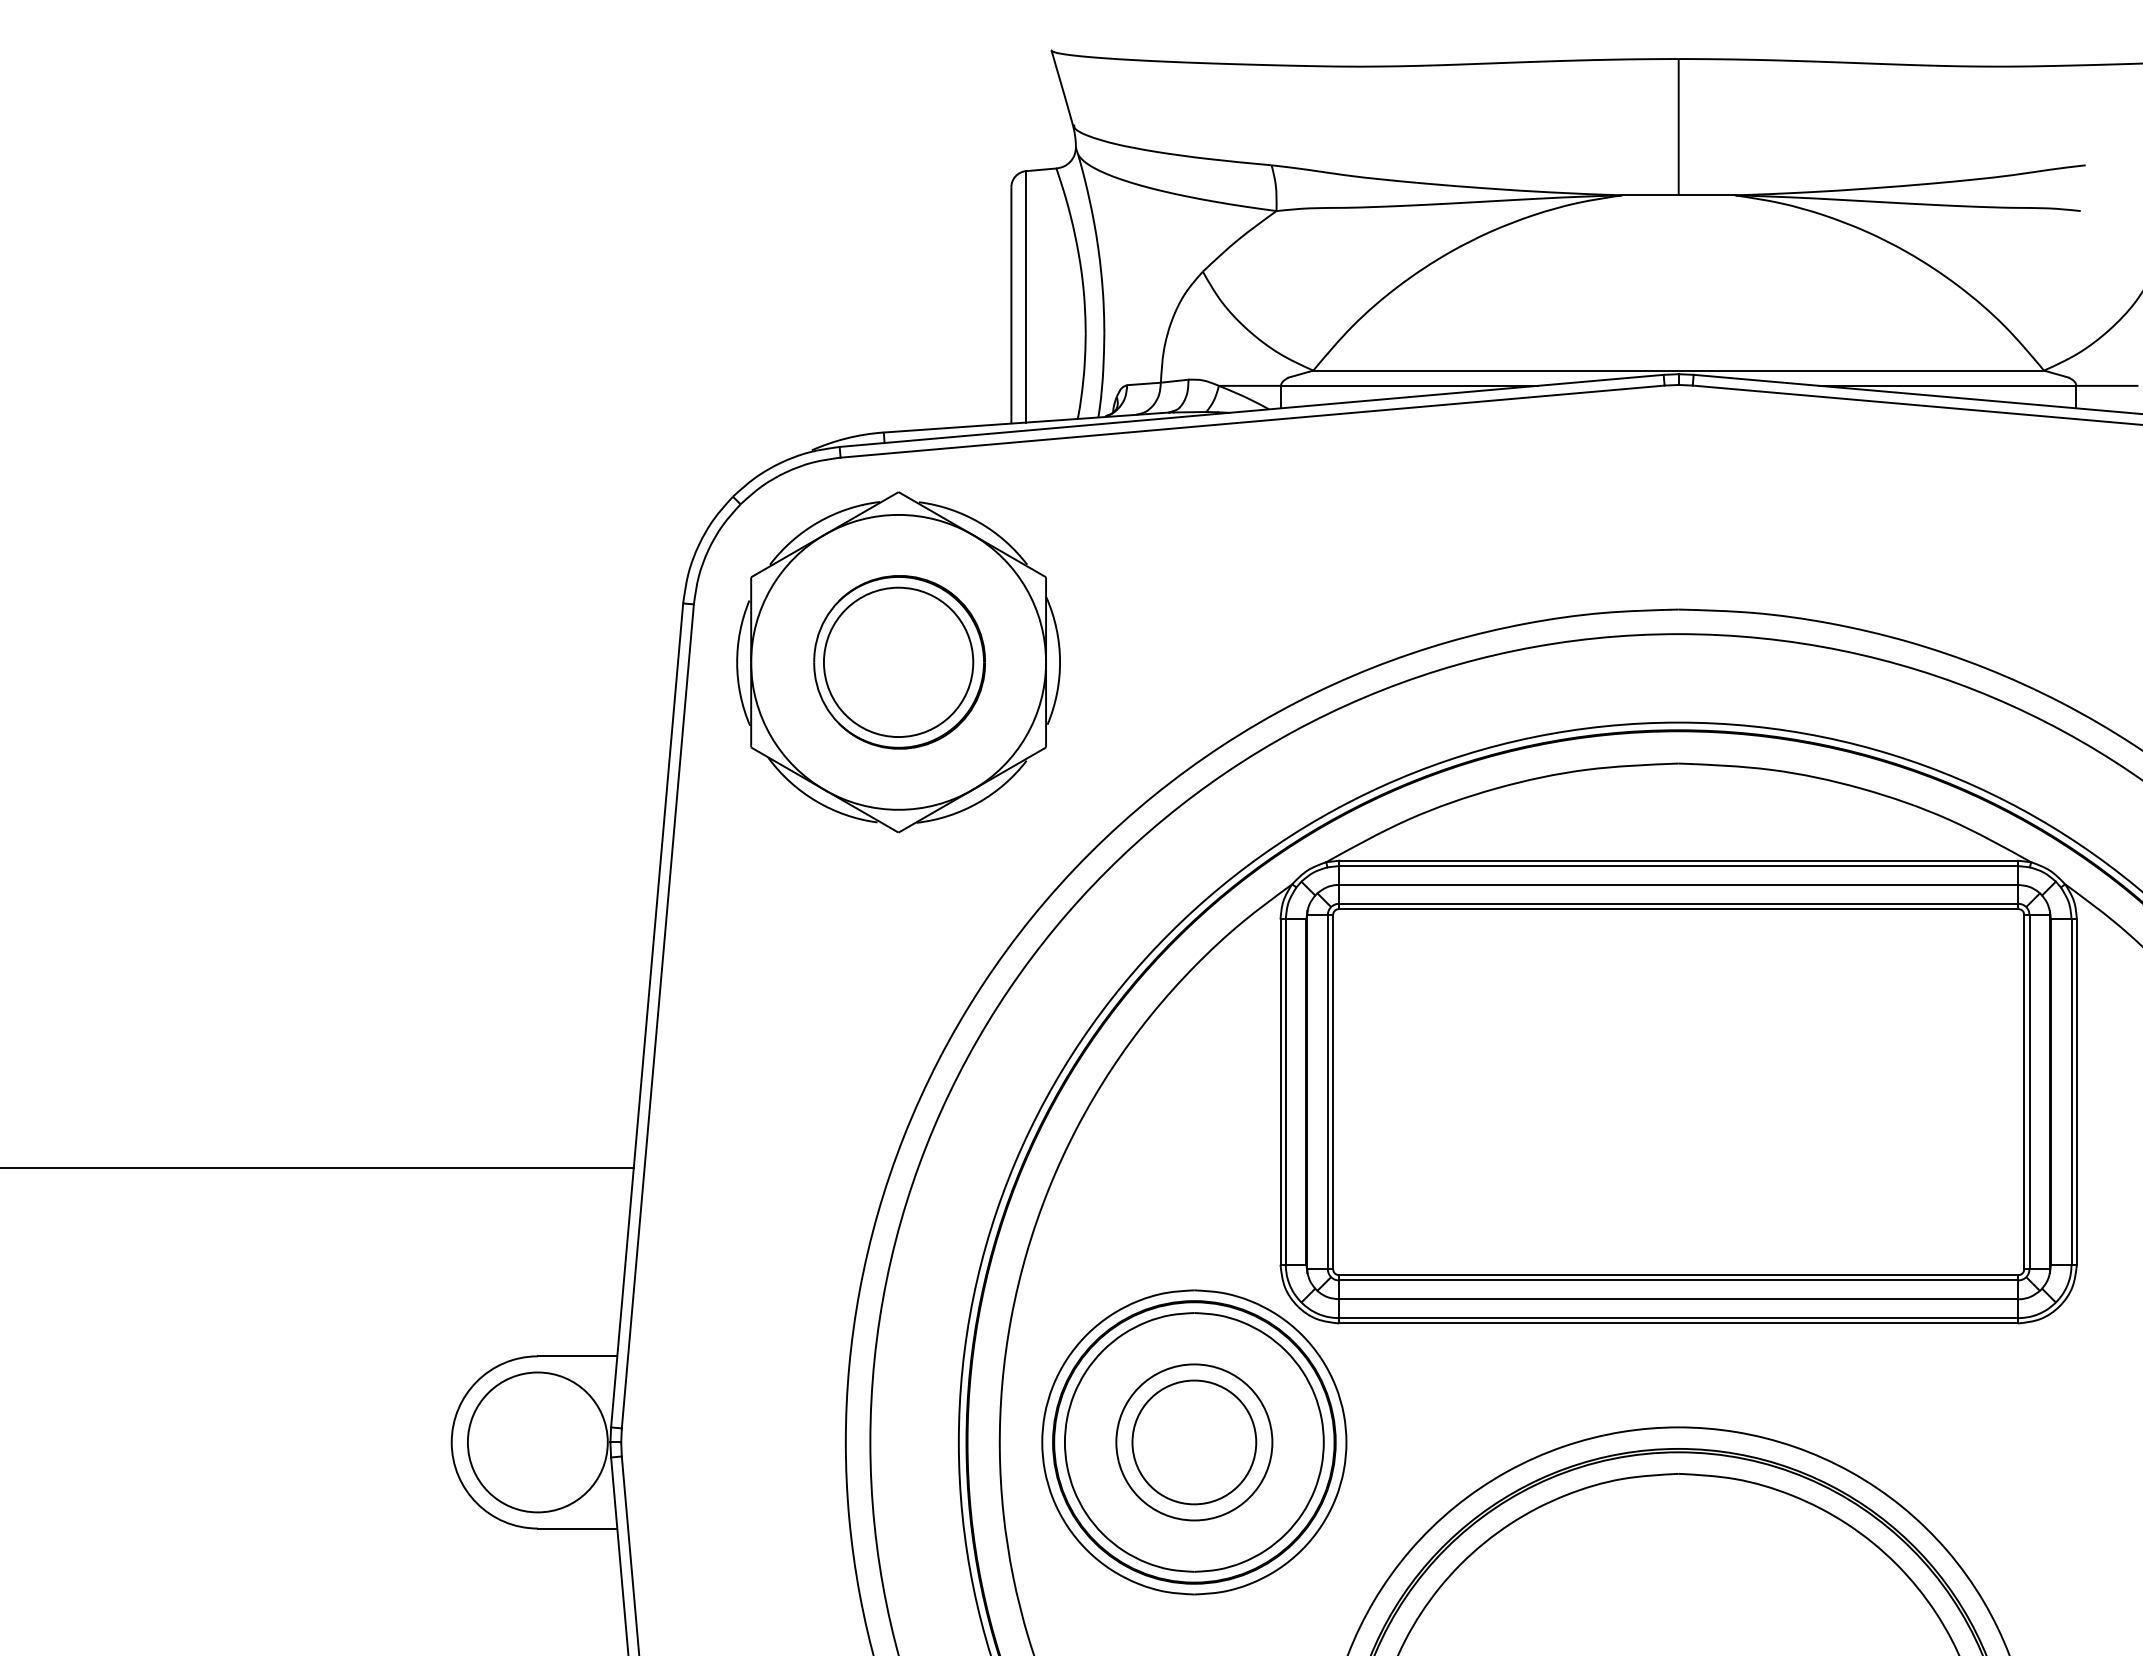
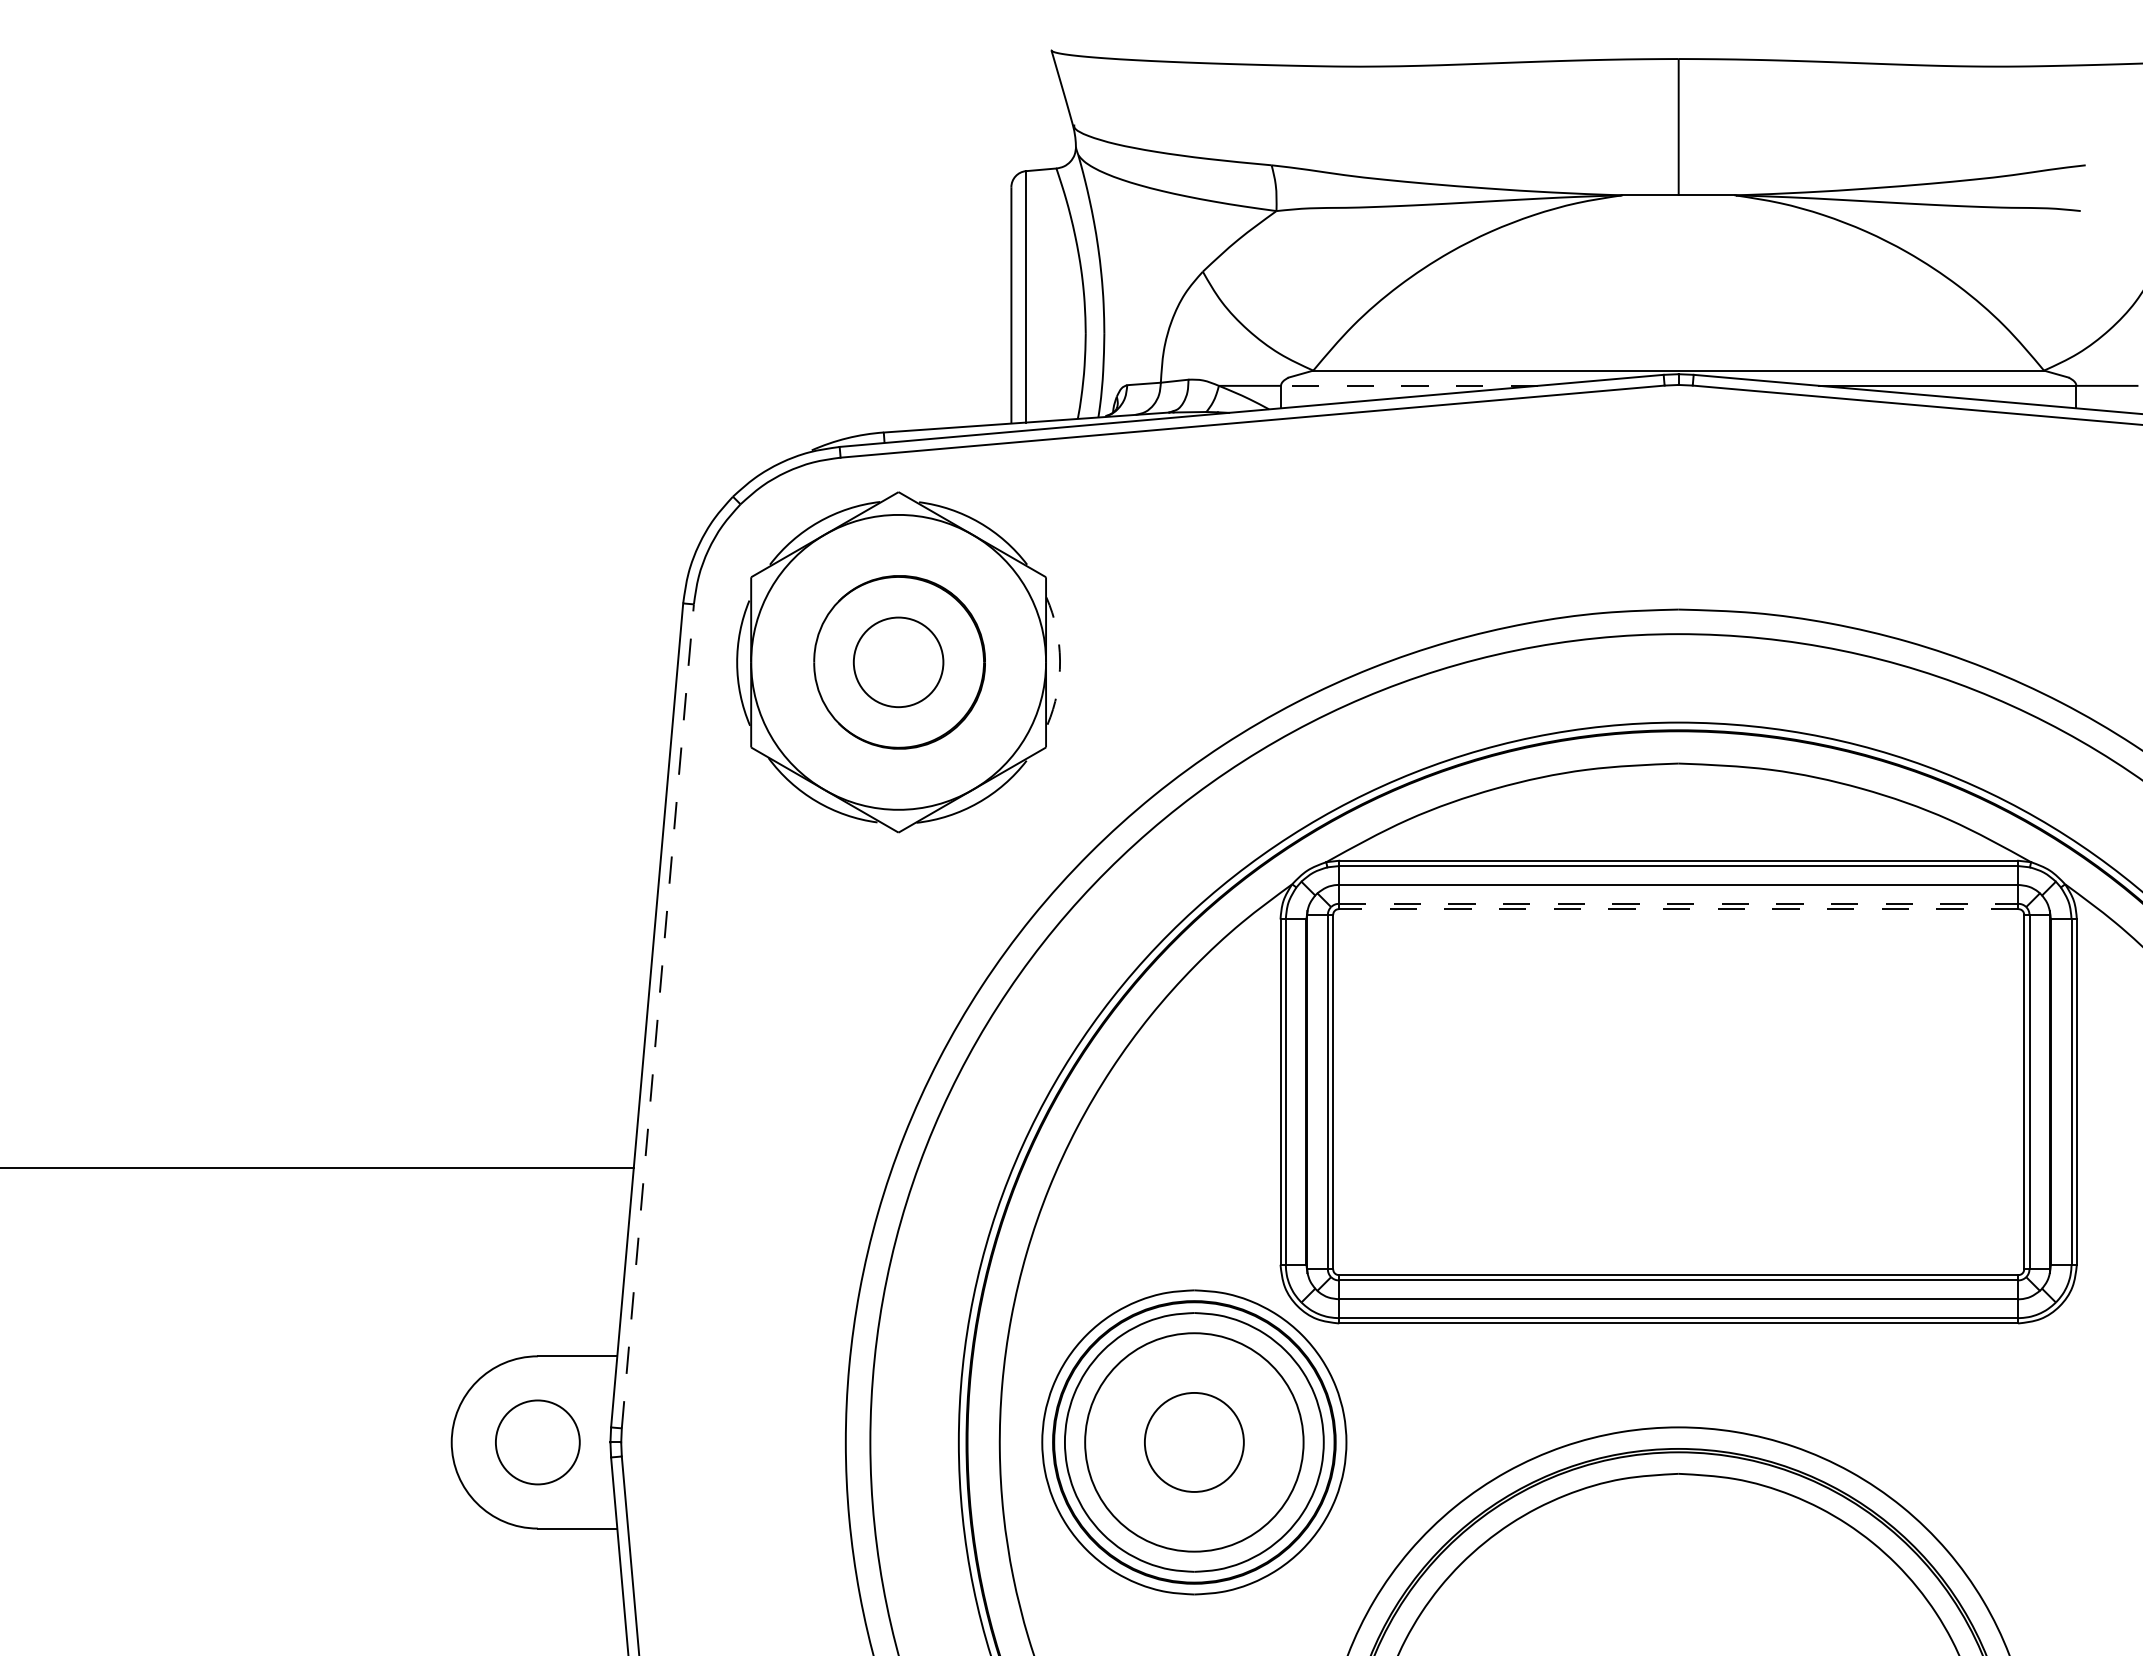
line: solid -> dashed (1409, 385)
arc: solid -> dashed (1060, 661)
circle diameter: 149 px -> 90 px (898, 662)
line: solid -> dashed (1678, 903)
line: solid -> dashed (1678, 909)
line: solid -> dashed (657, 1016)
circle diameter: 140 px -> 84 px (537, 1442)
circle diameter: 124 px -> 99 px (1193, 1441)
circle diameter: 156 px -> 218 px (1194, 1442)
